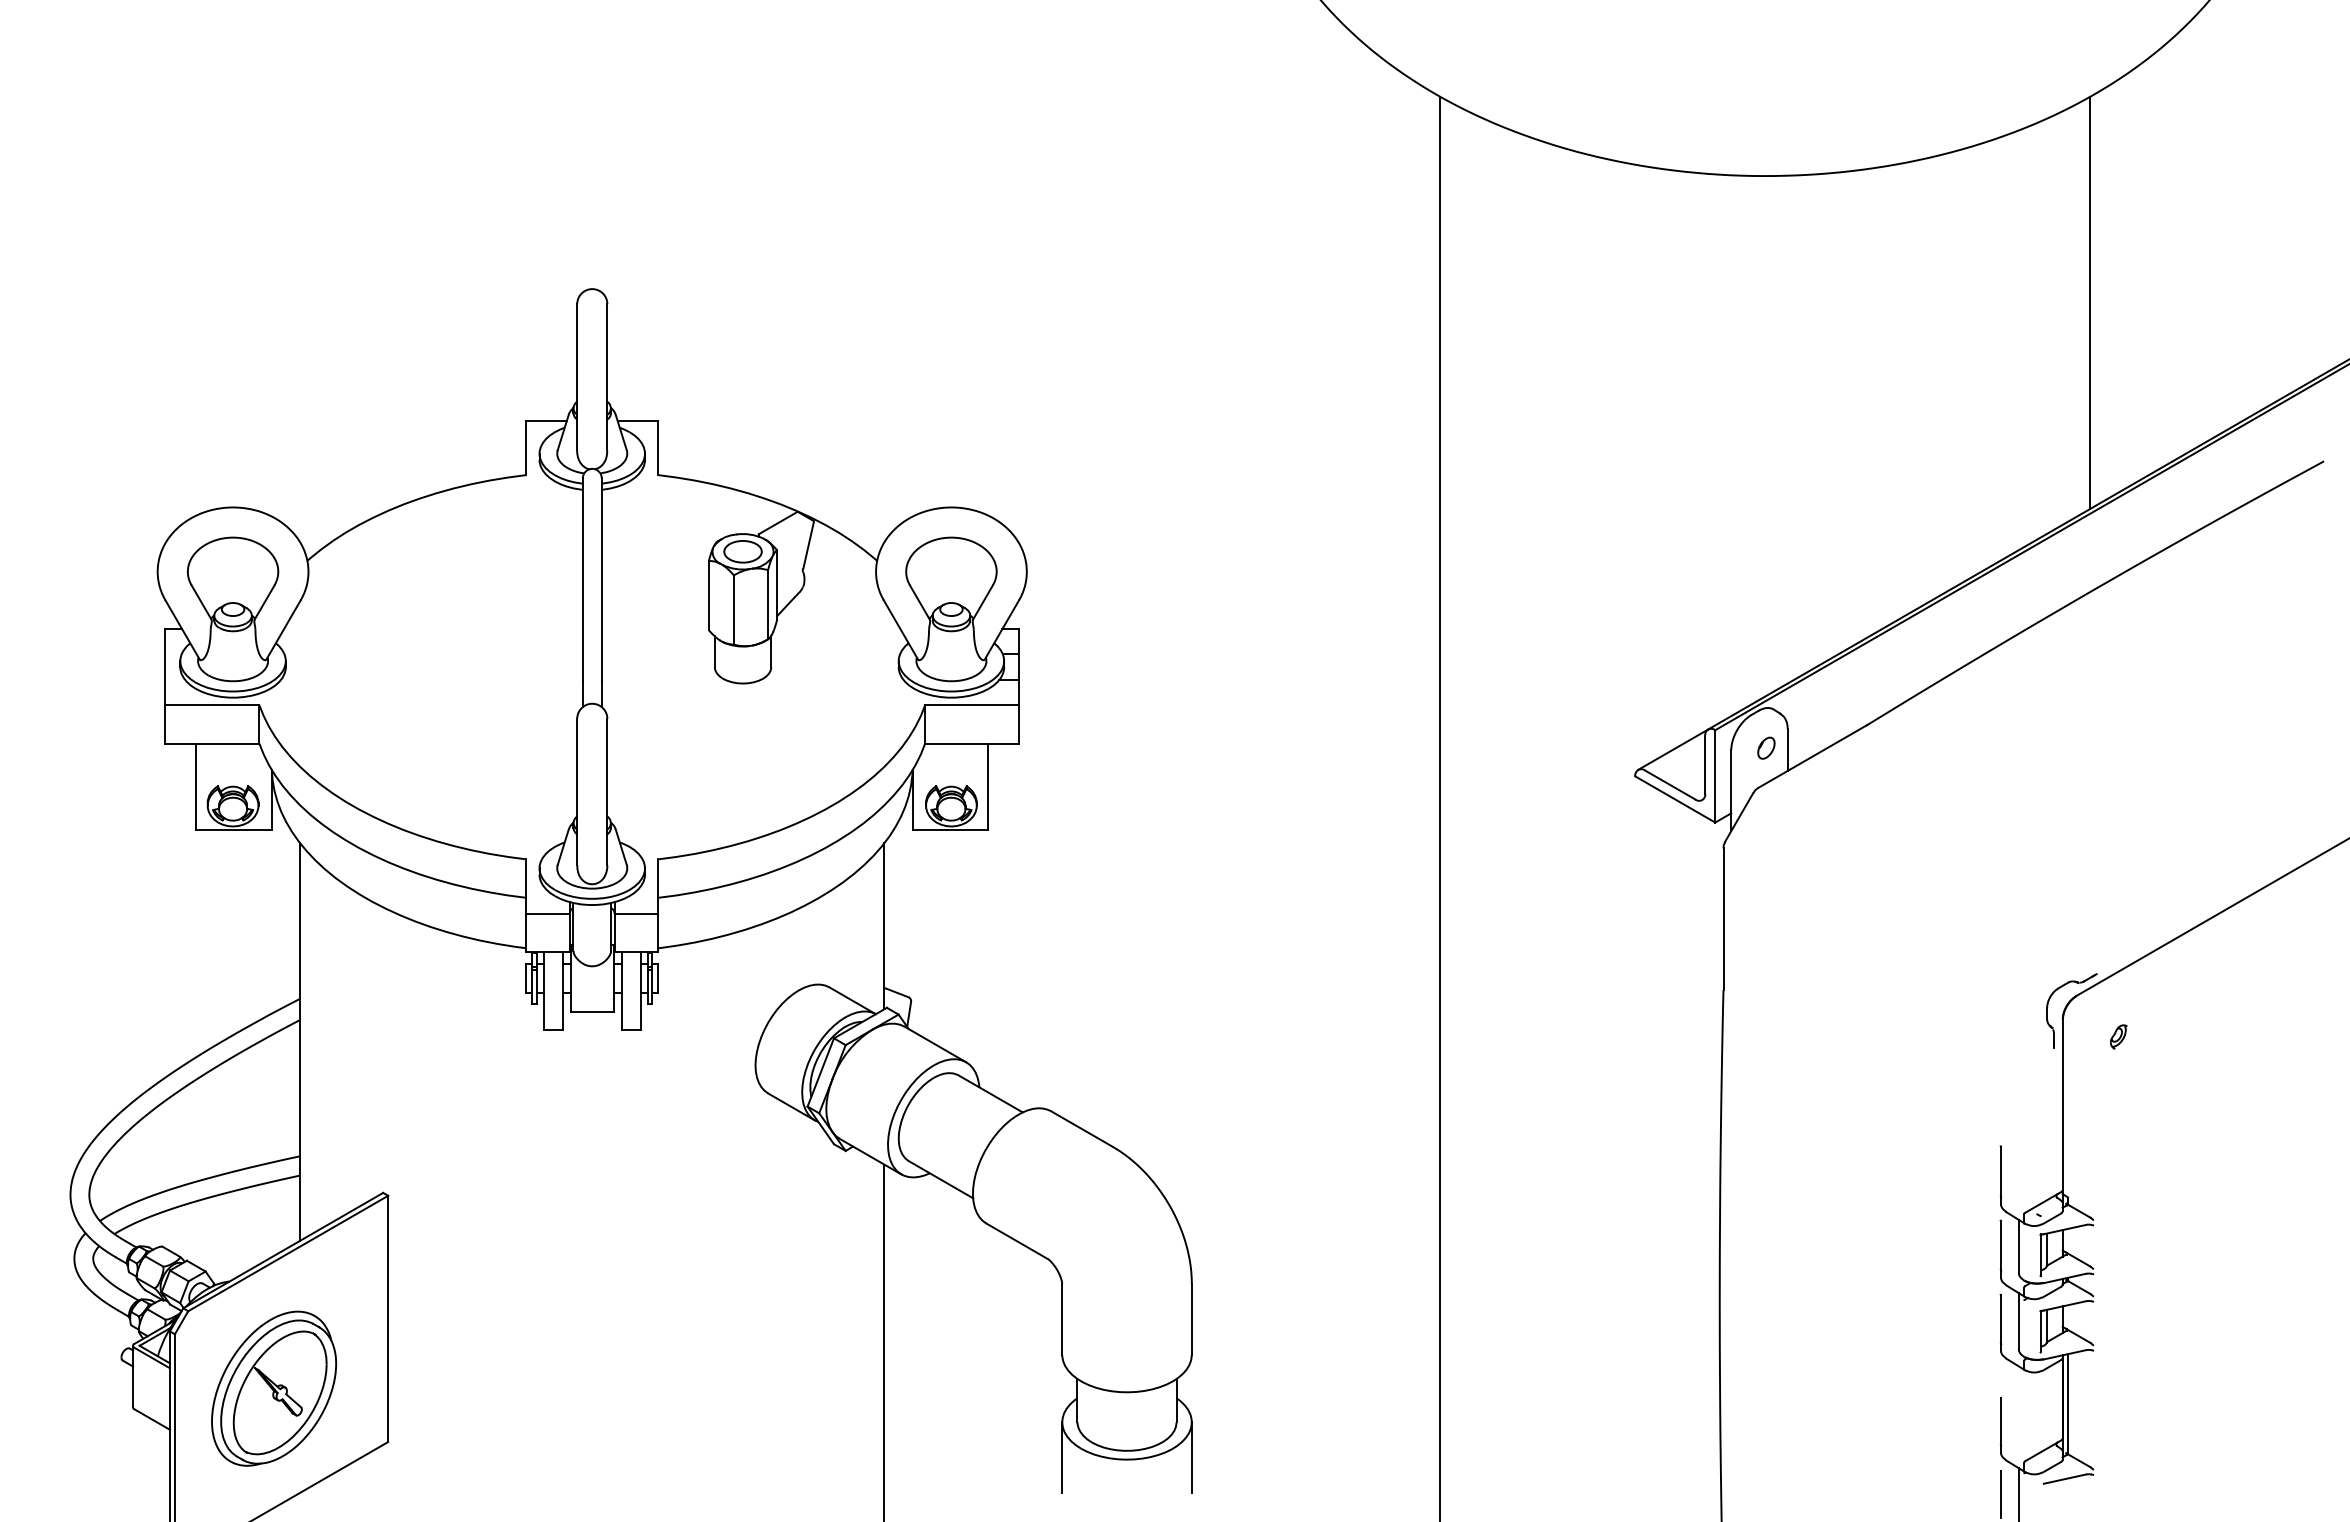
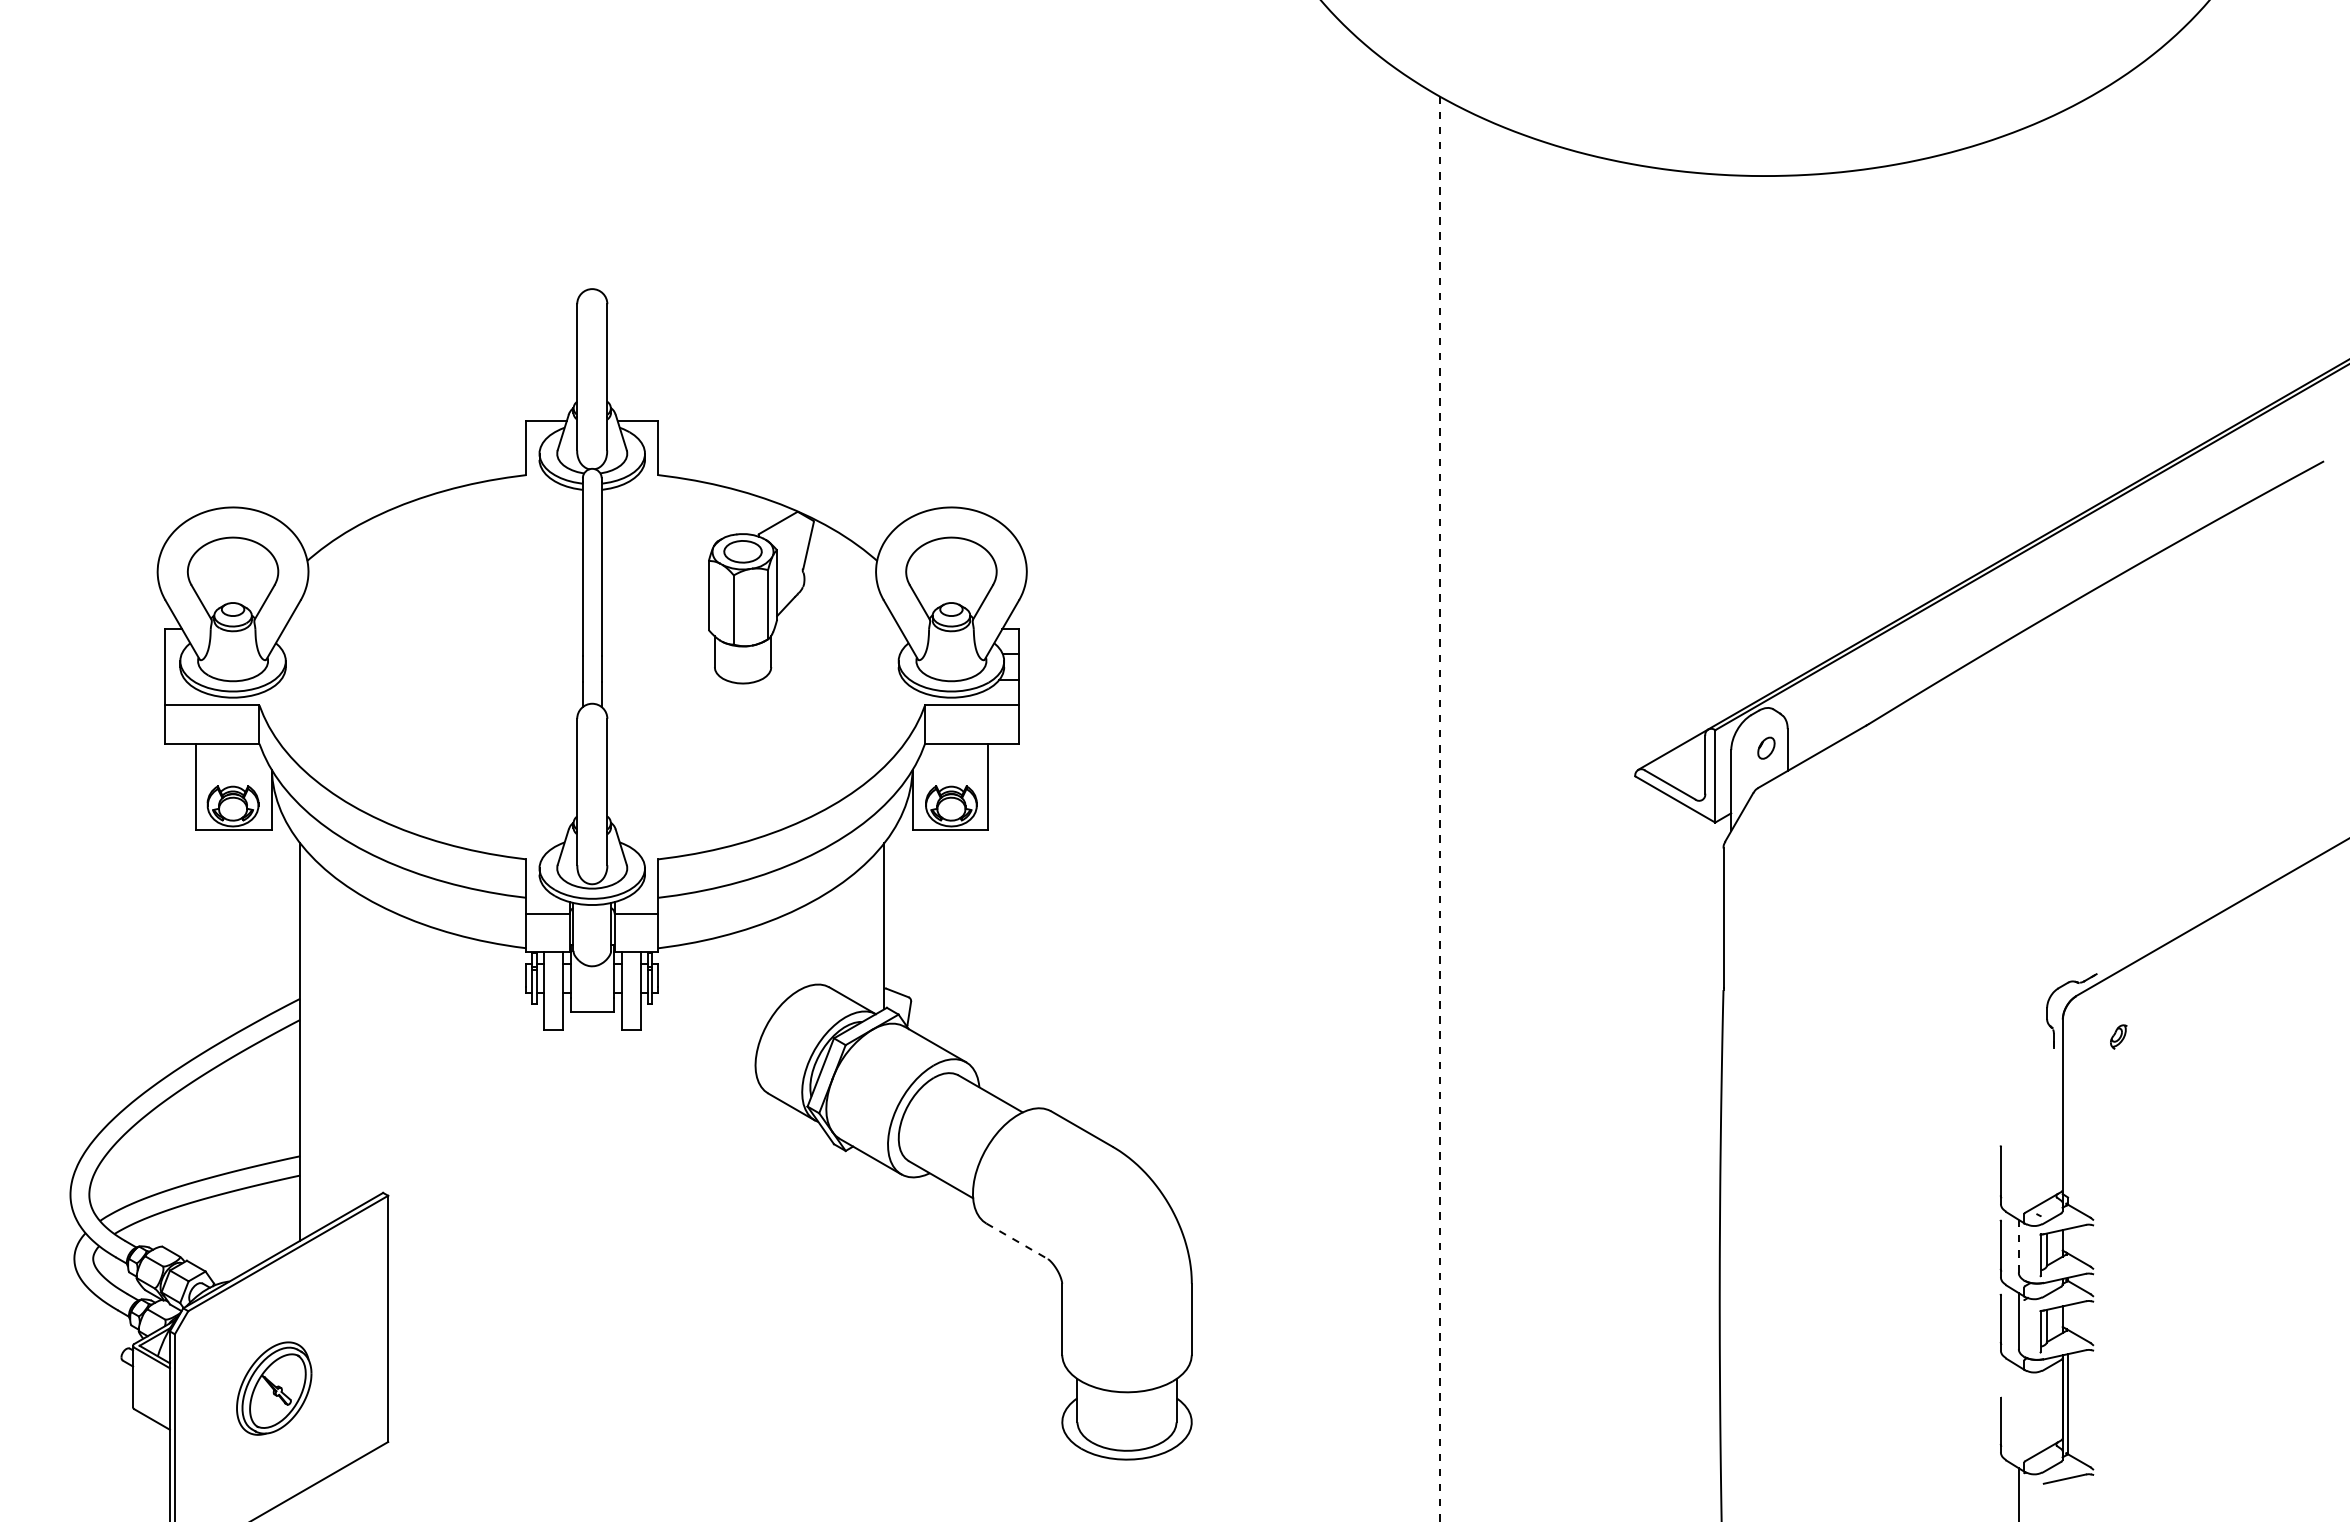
line: present -> none (2090, 302)
line: solid -> dashed (1440, 809)
line: solid -> dashed (1017, 1241)
line: solid -> dashed (2018, 1246)
line: present -> none (884, 1341)
part size: 127x157 px -> 77x95 px (274, 1388)
line: present -> none (1062, 1457)
line: present -> none (1191, 1457)
line: present -> none (2000, 1494)
